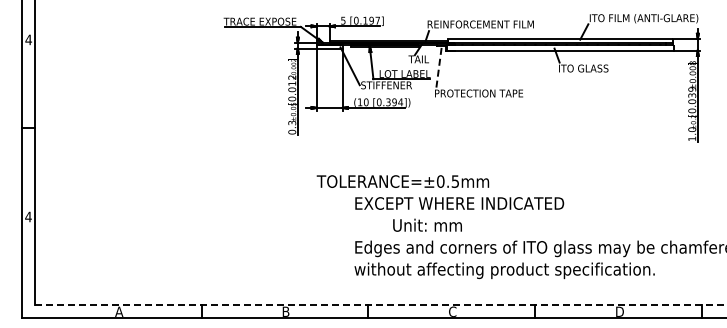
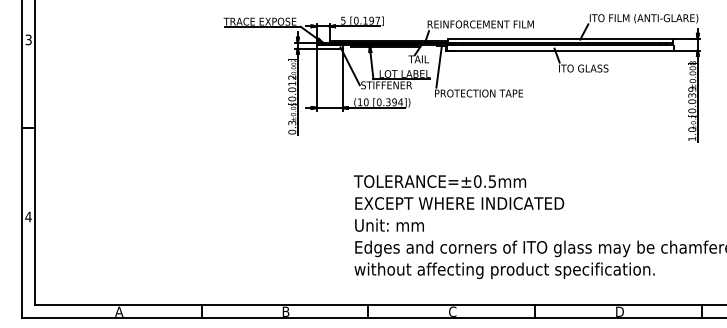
text: 4 -> 3 (28, 39)
line: dashed -> solid (439, 66)
text position: (402, 181) -> (439, 181) (439, 181)
text position: (427, 224) -> (389, 224) (389, 224)
line: dashed -> solid (380, 305)
